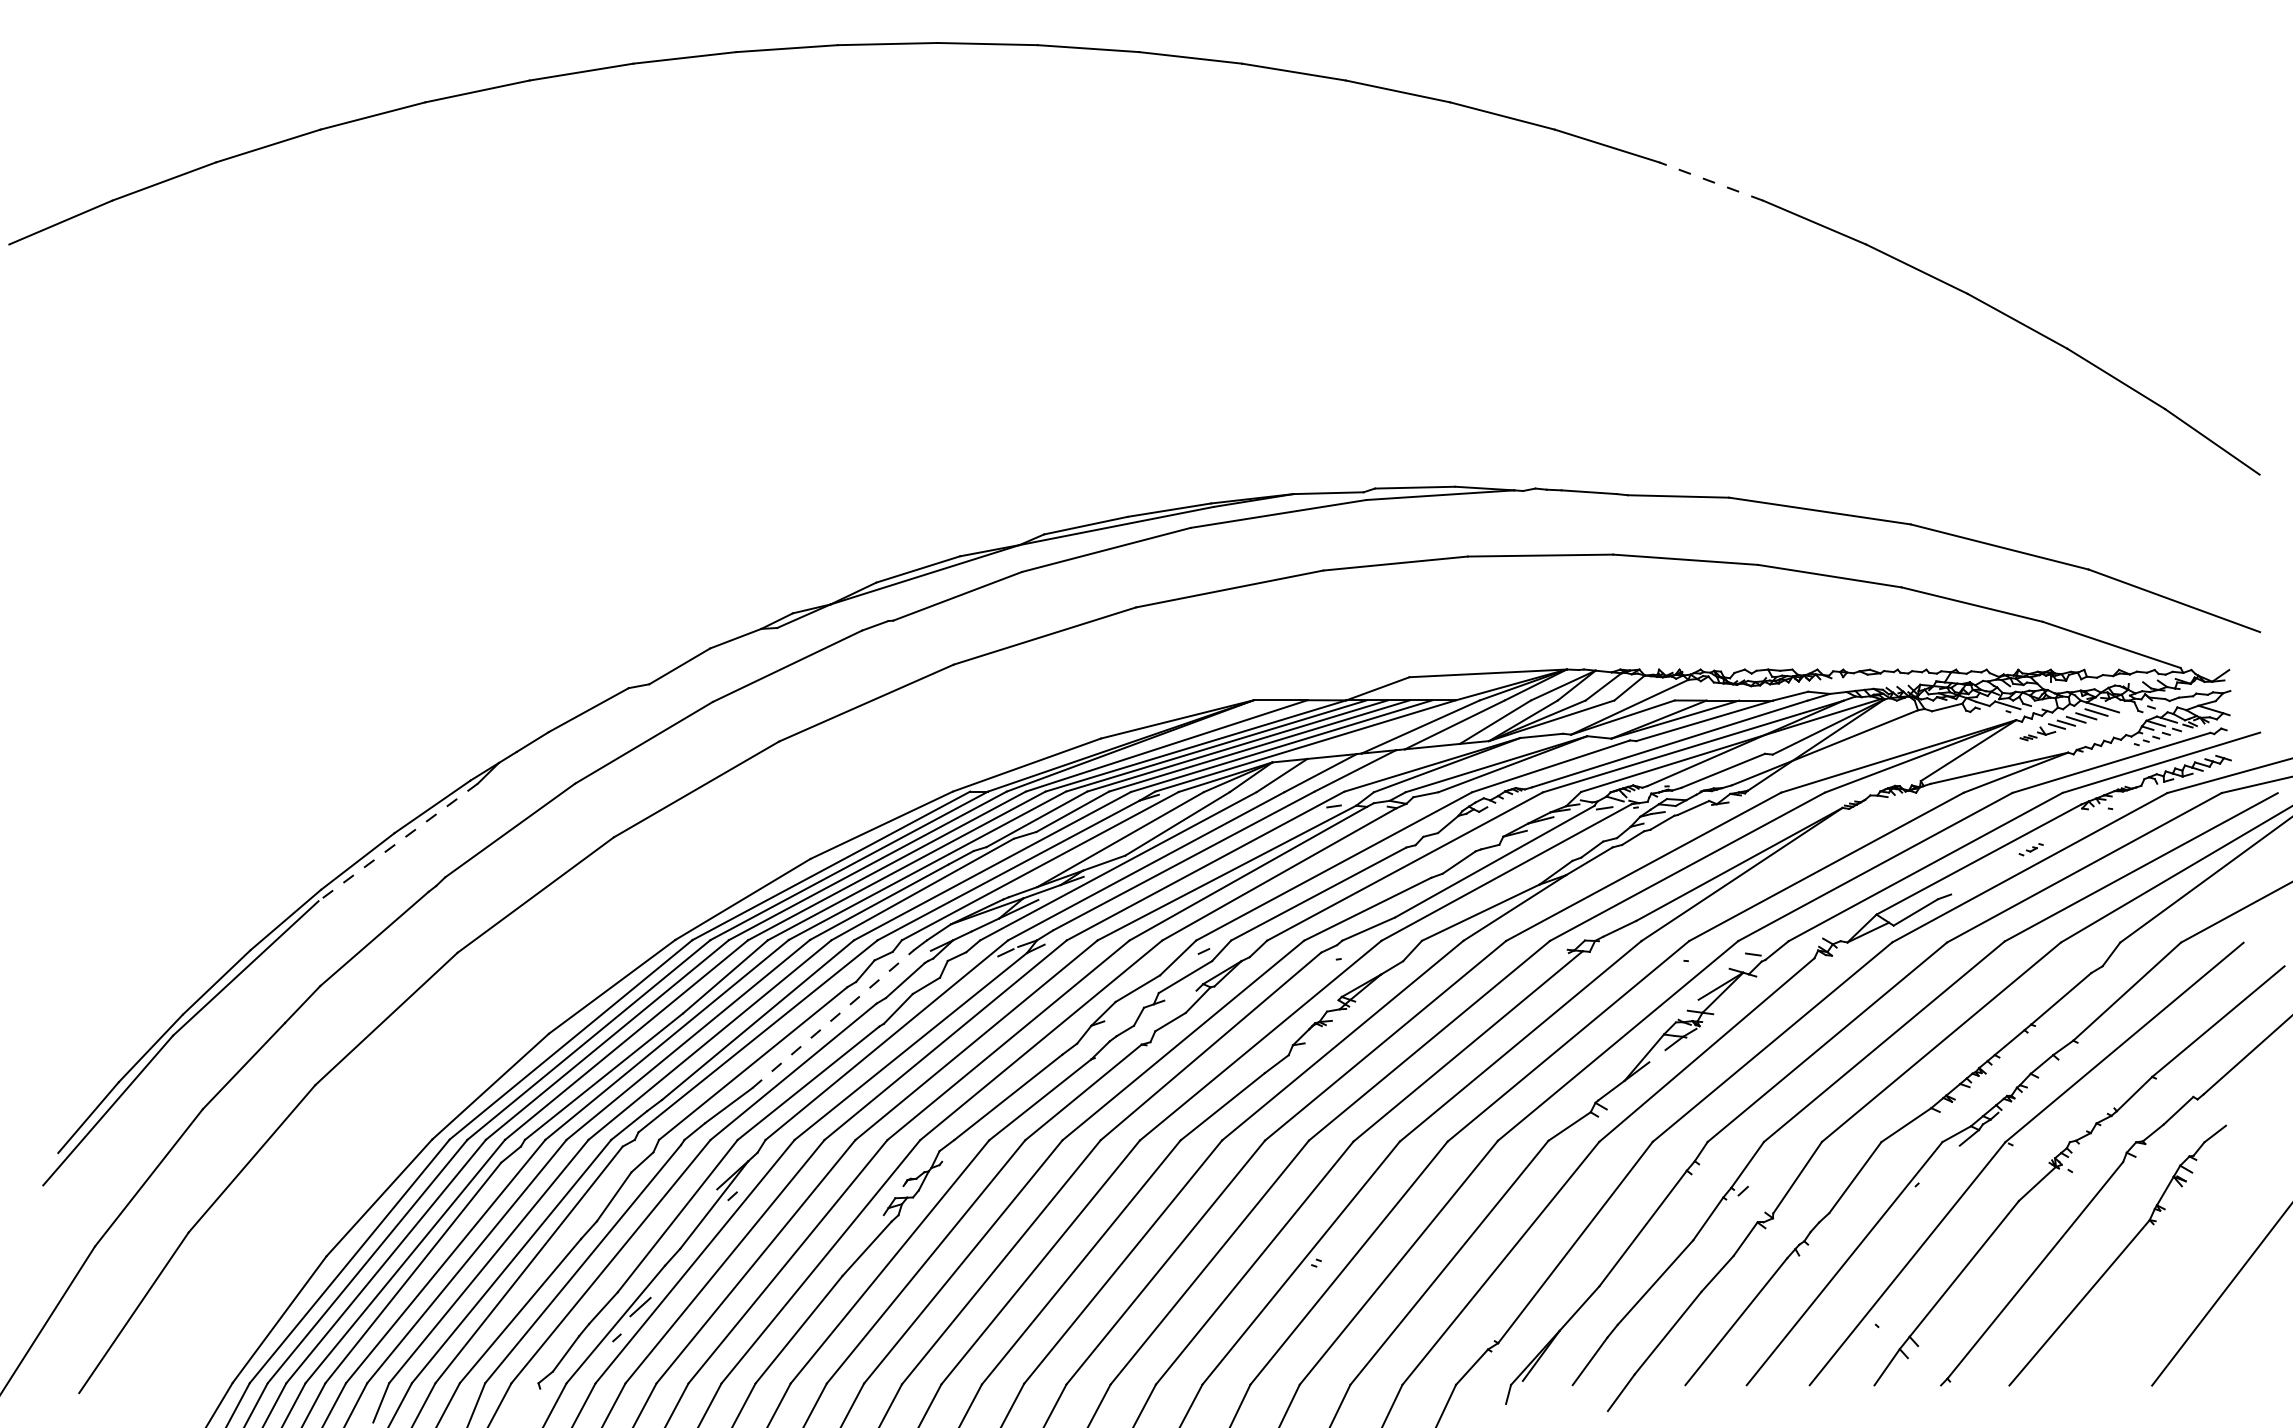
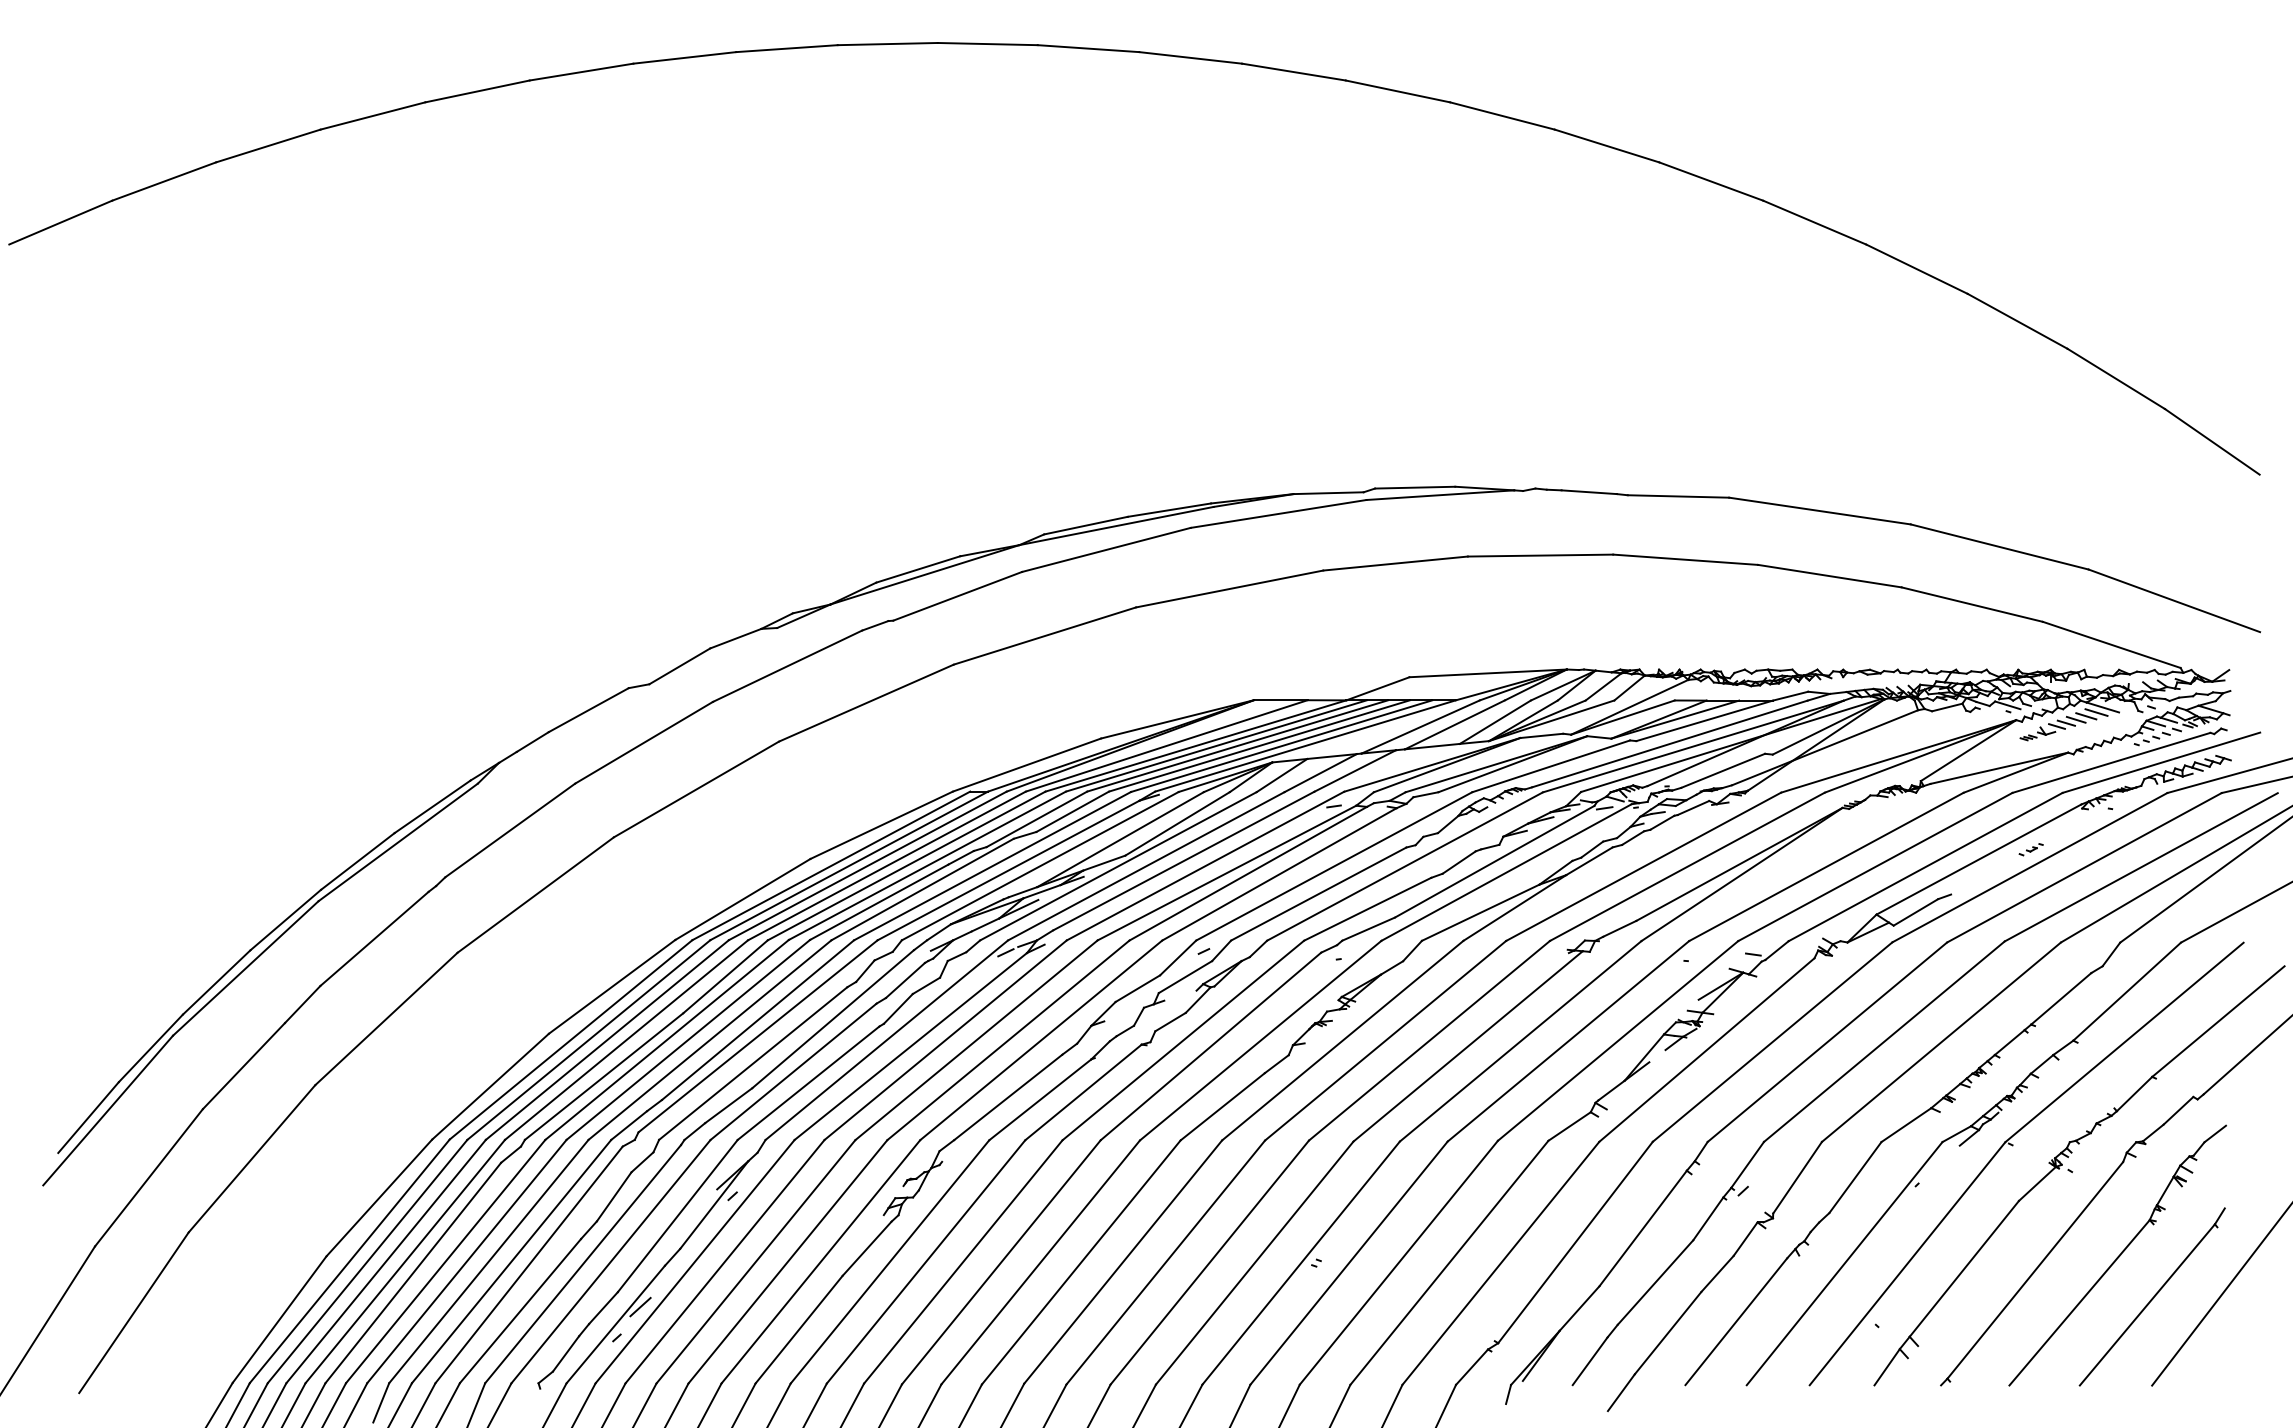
line: dashed -> solid (1710, 181)
line: dashed -> solid (397, 842)
line: dashed -> solid (833, 1018)
part: none -> present (2151, 1296)
